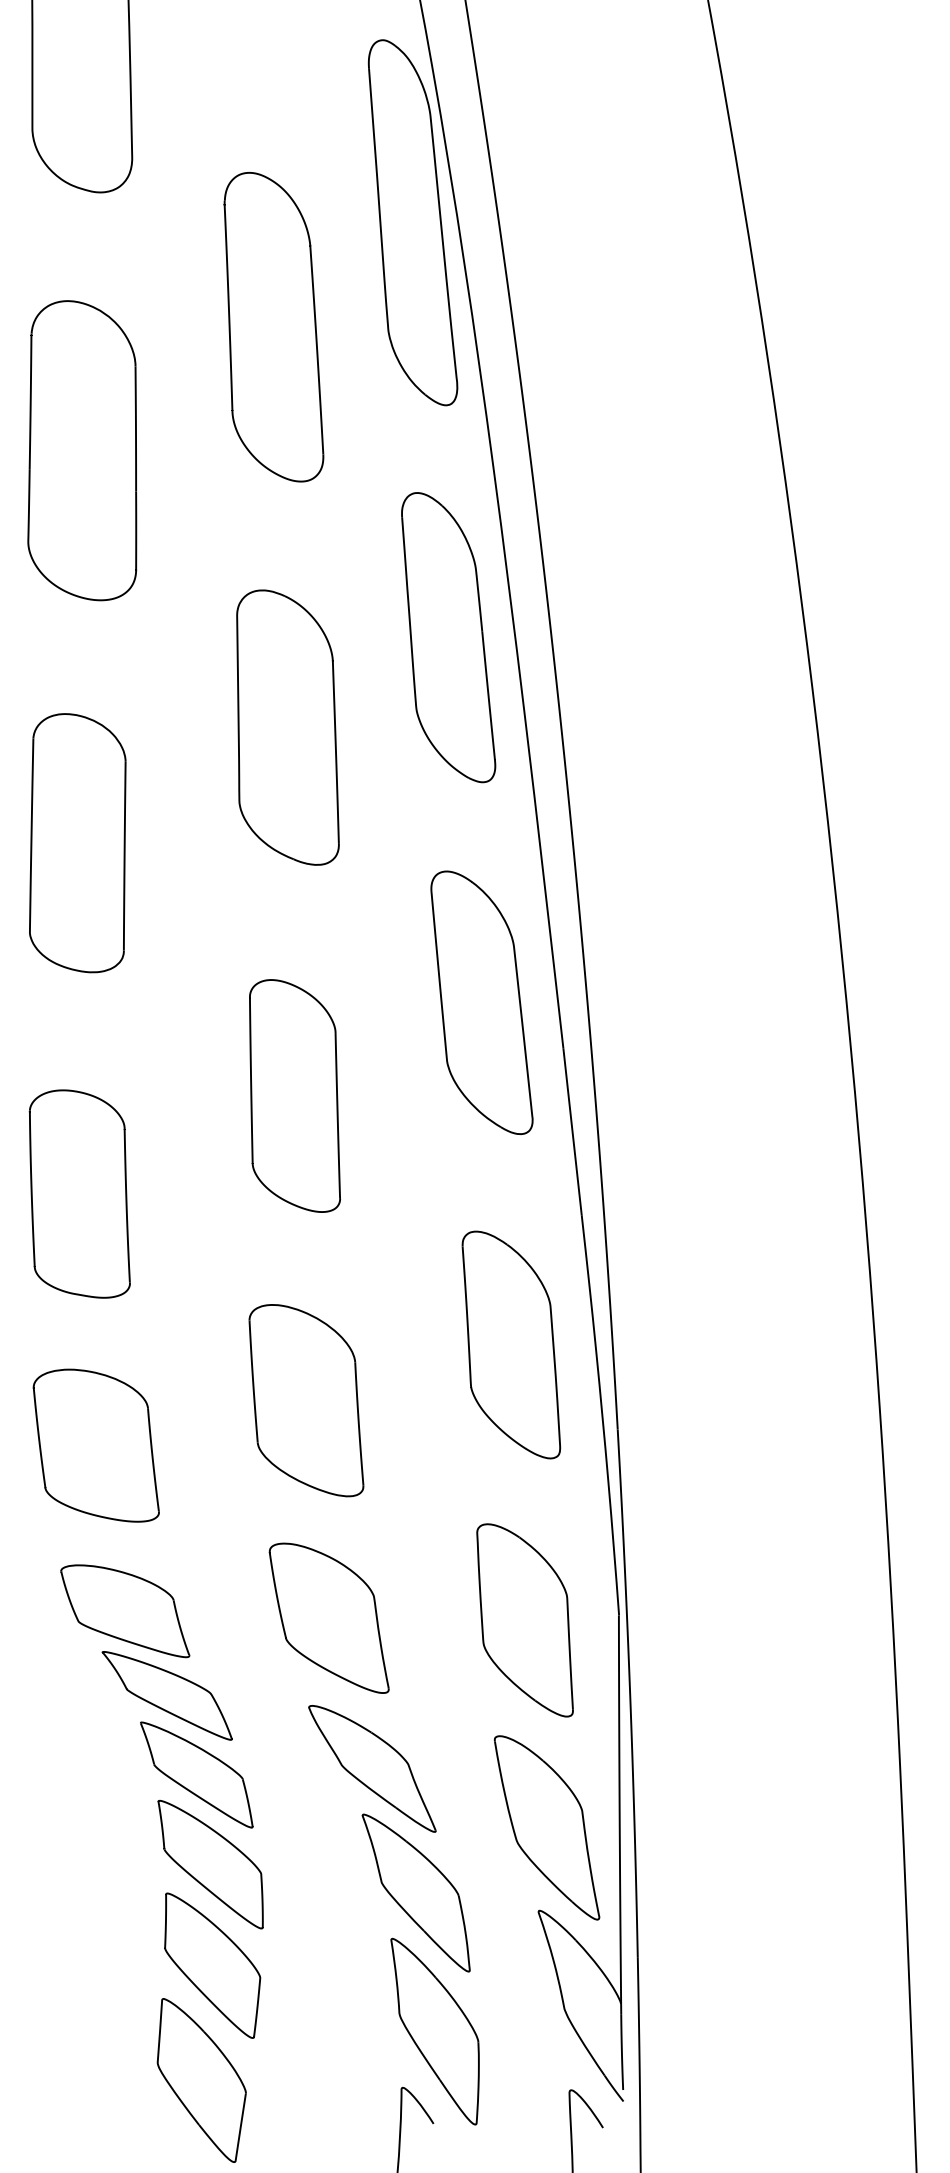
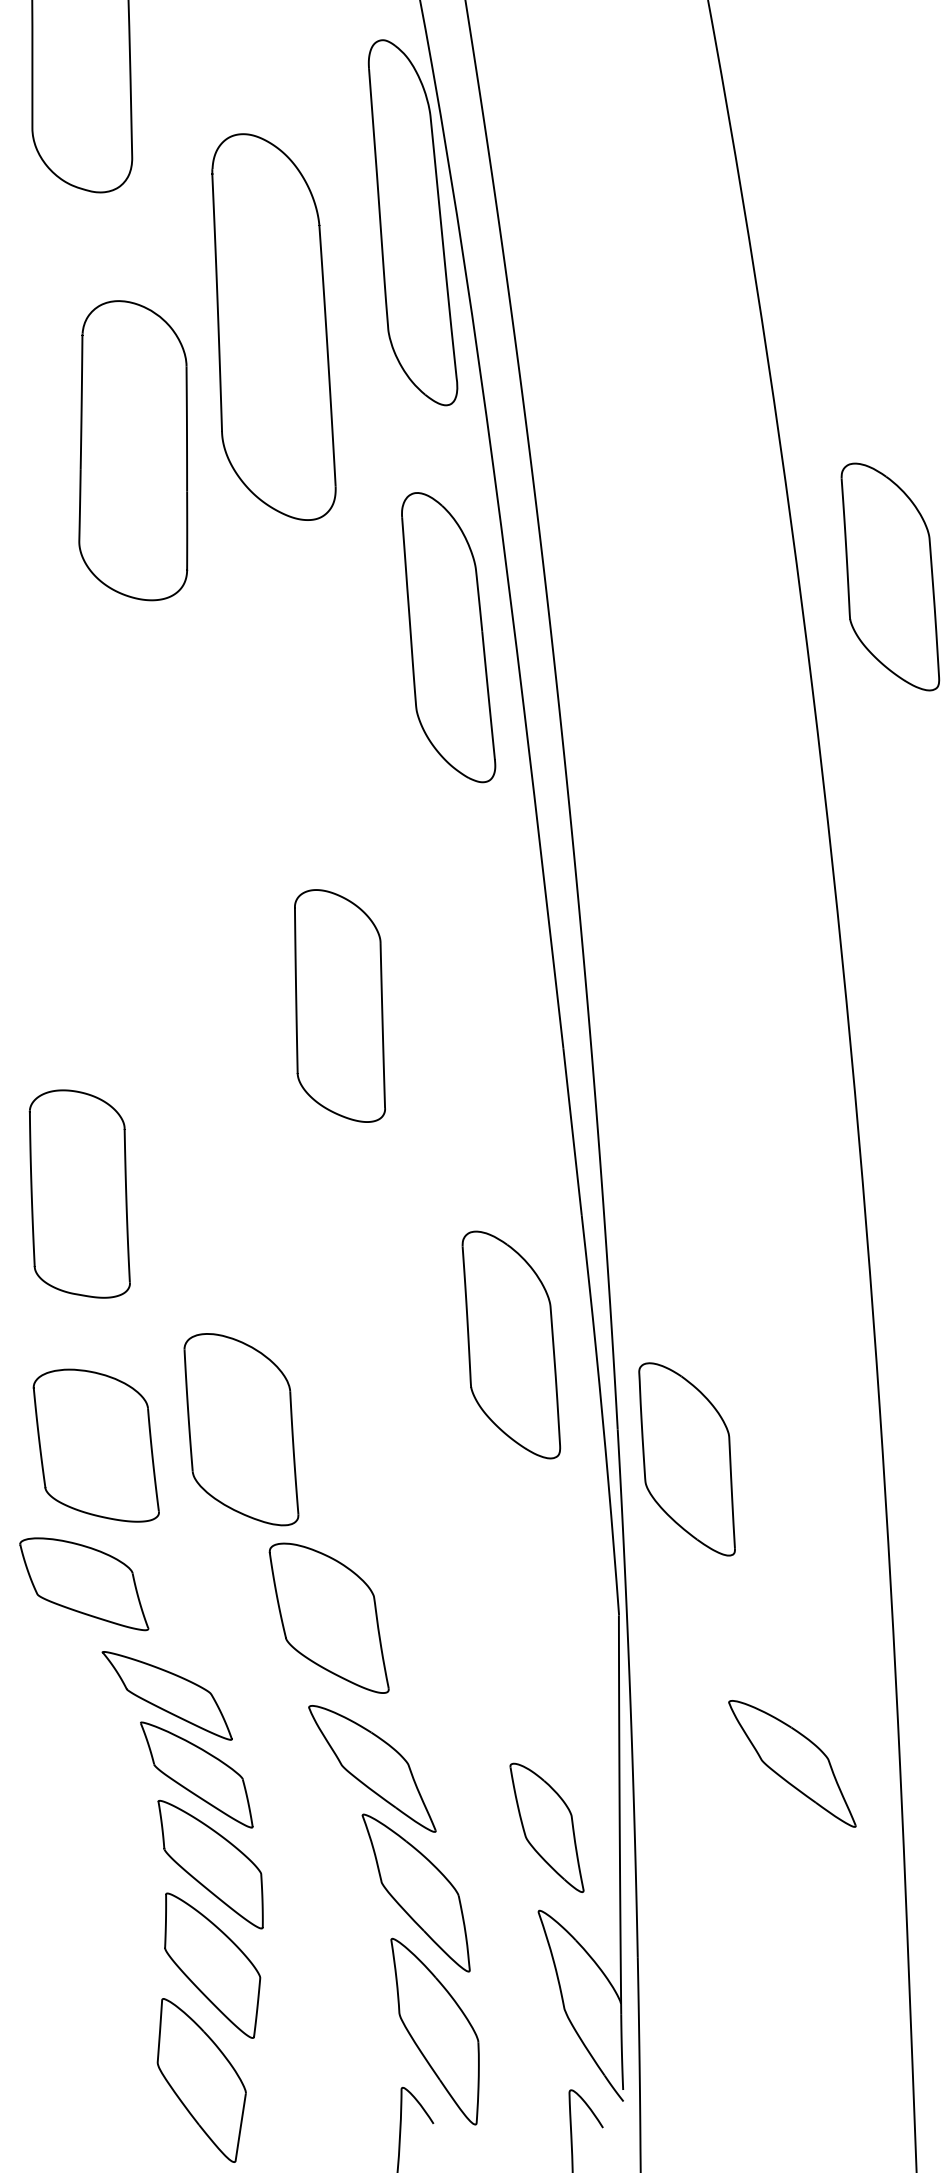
part size: 102x311 px -> 126x388 px (273, 326)
part position: (82, 450) -> (133, 450) (133, 450)
part: none -> present (890, 576)
part: present -> none (287, 727)
part: present -> none (77, 843)
part: present -> none (481, 1002)
part position: (294, 1095) -> (339, 1005) (339, 1005)
part position: (306, 1400) -> (241, 1429) (241, 1429)
part position: (125, 1611) -> (84, 1584) (84, 1584)
part position: (524, 1620) -> (686, 1459) (686, 1459)
part: none -> present (792, 1763)
part size: 108x186 px -> 76x131 px (546, 1827)
